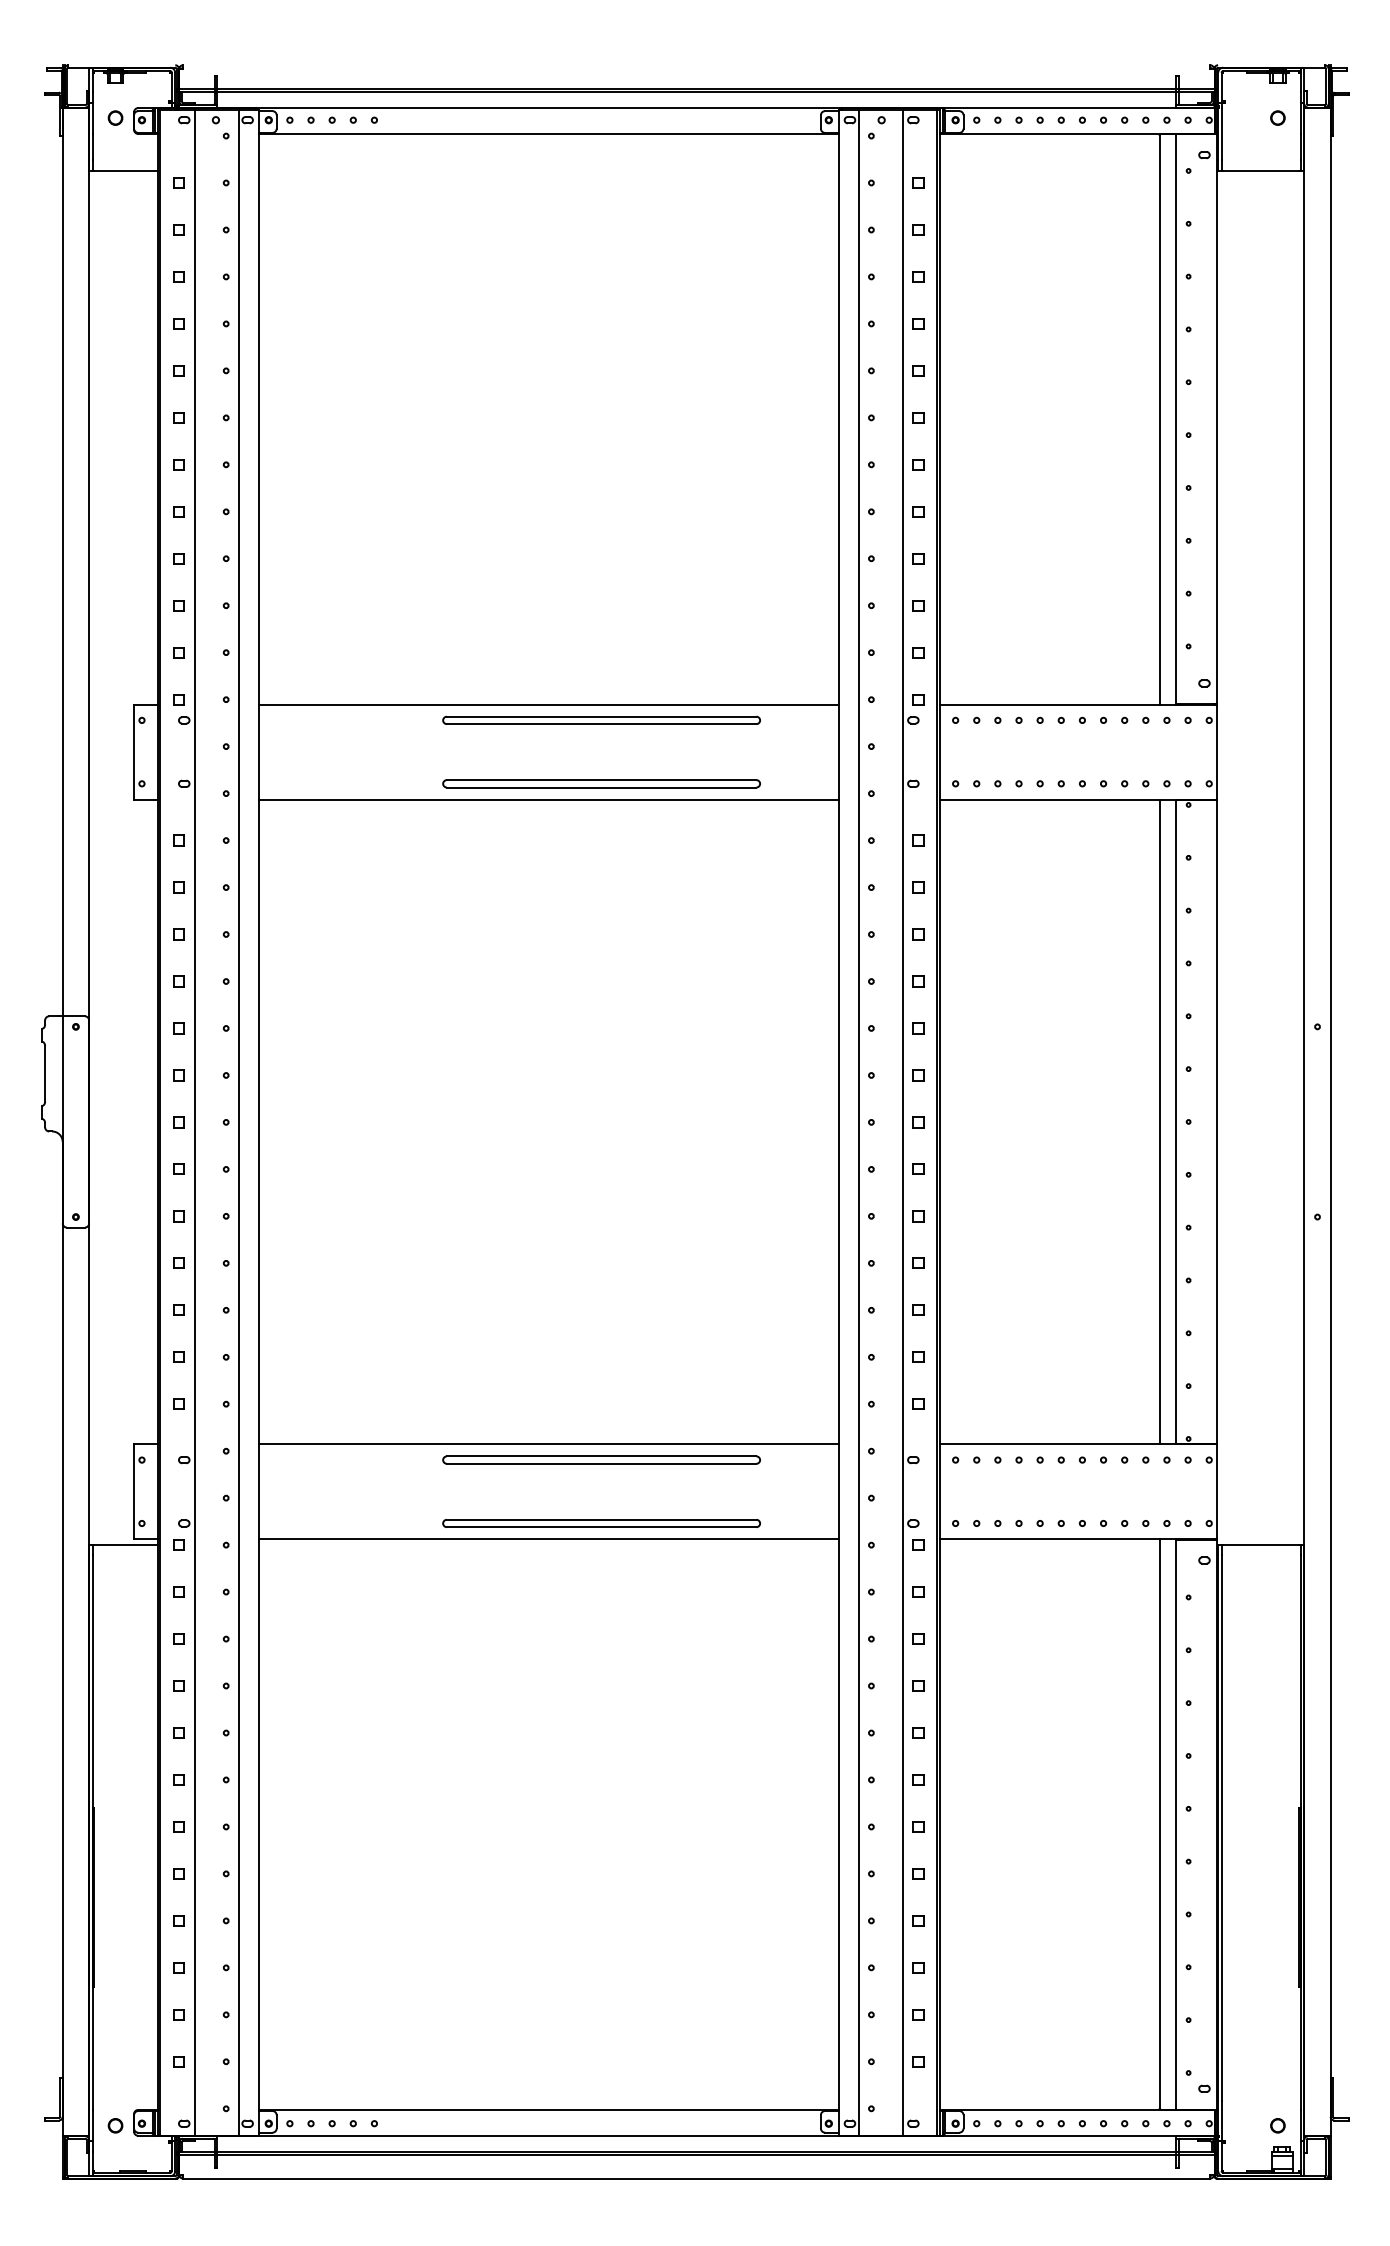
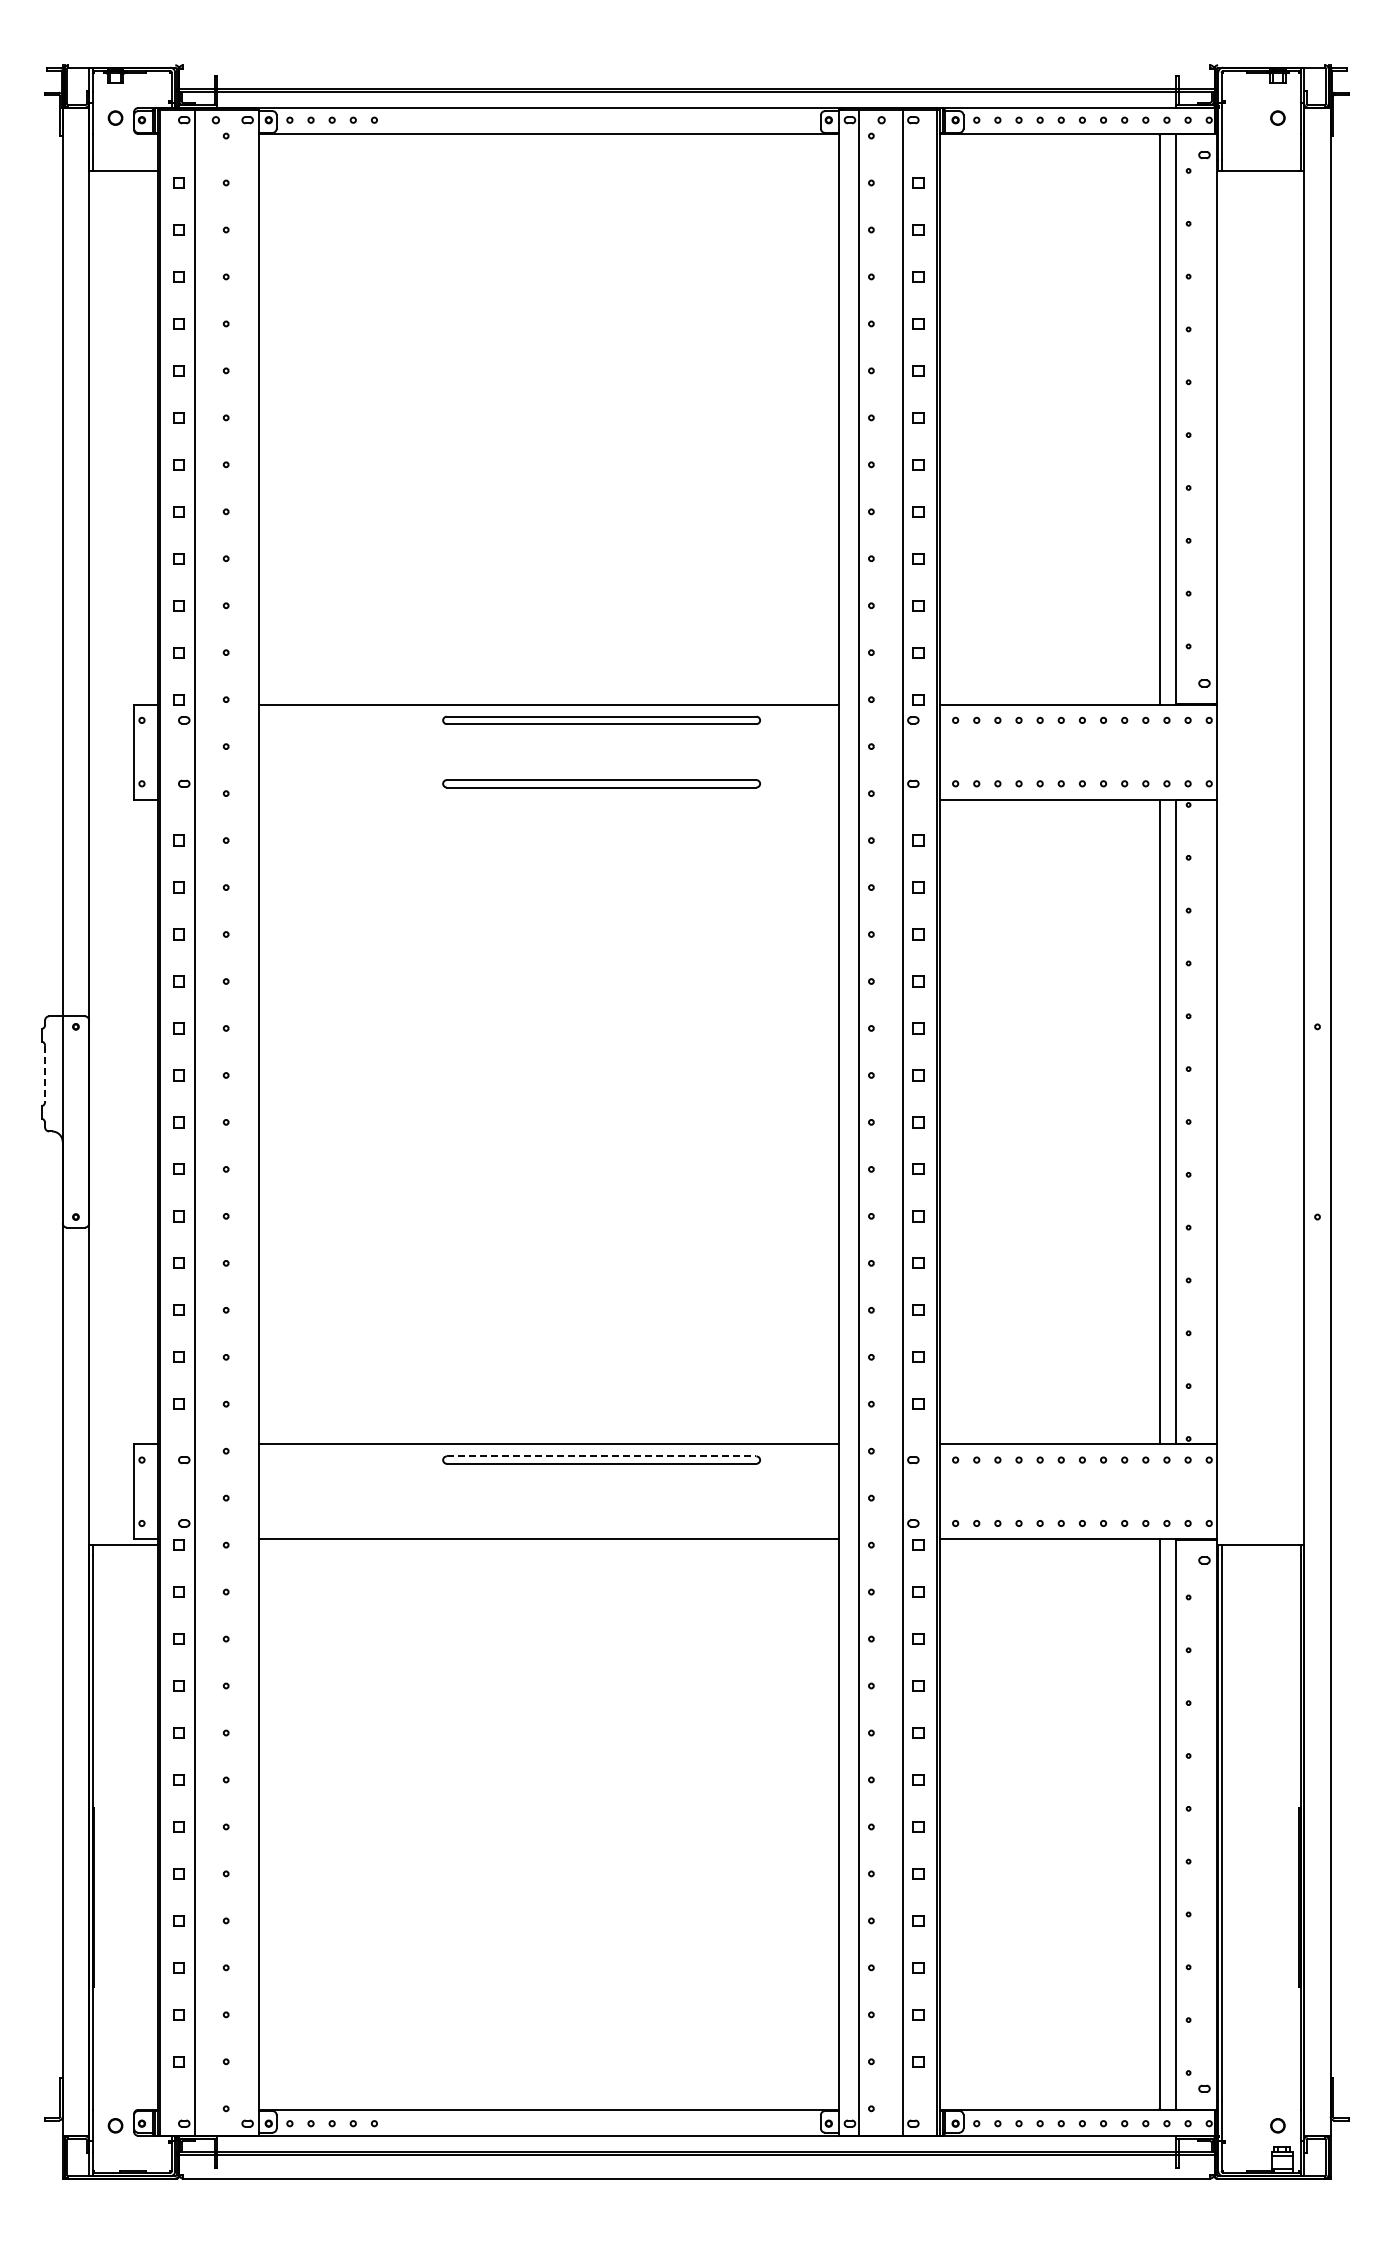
line: present -> none (548, 799)
line: solid -> dashed (45, 1074)
line: present -> none (238, 1122)
line: solid -> dashed (601, 1456)
part: present -> none (601, 1523)
